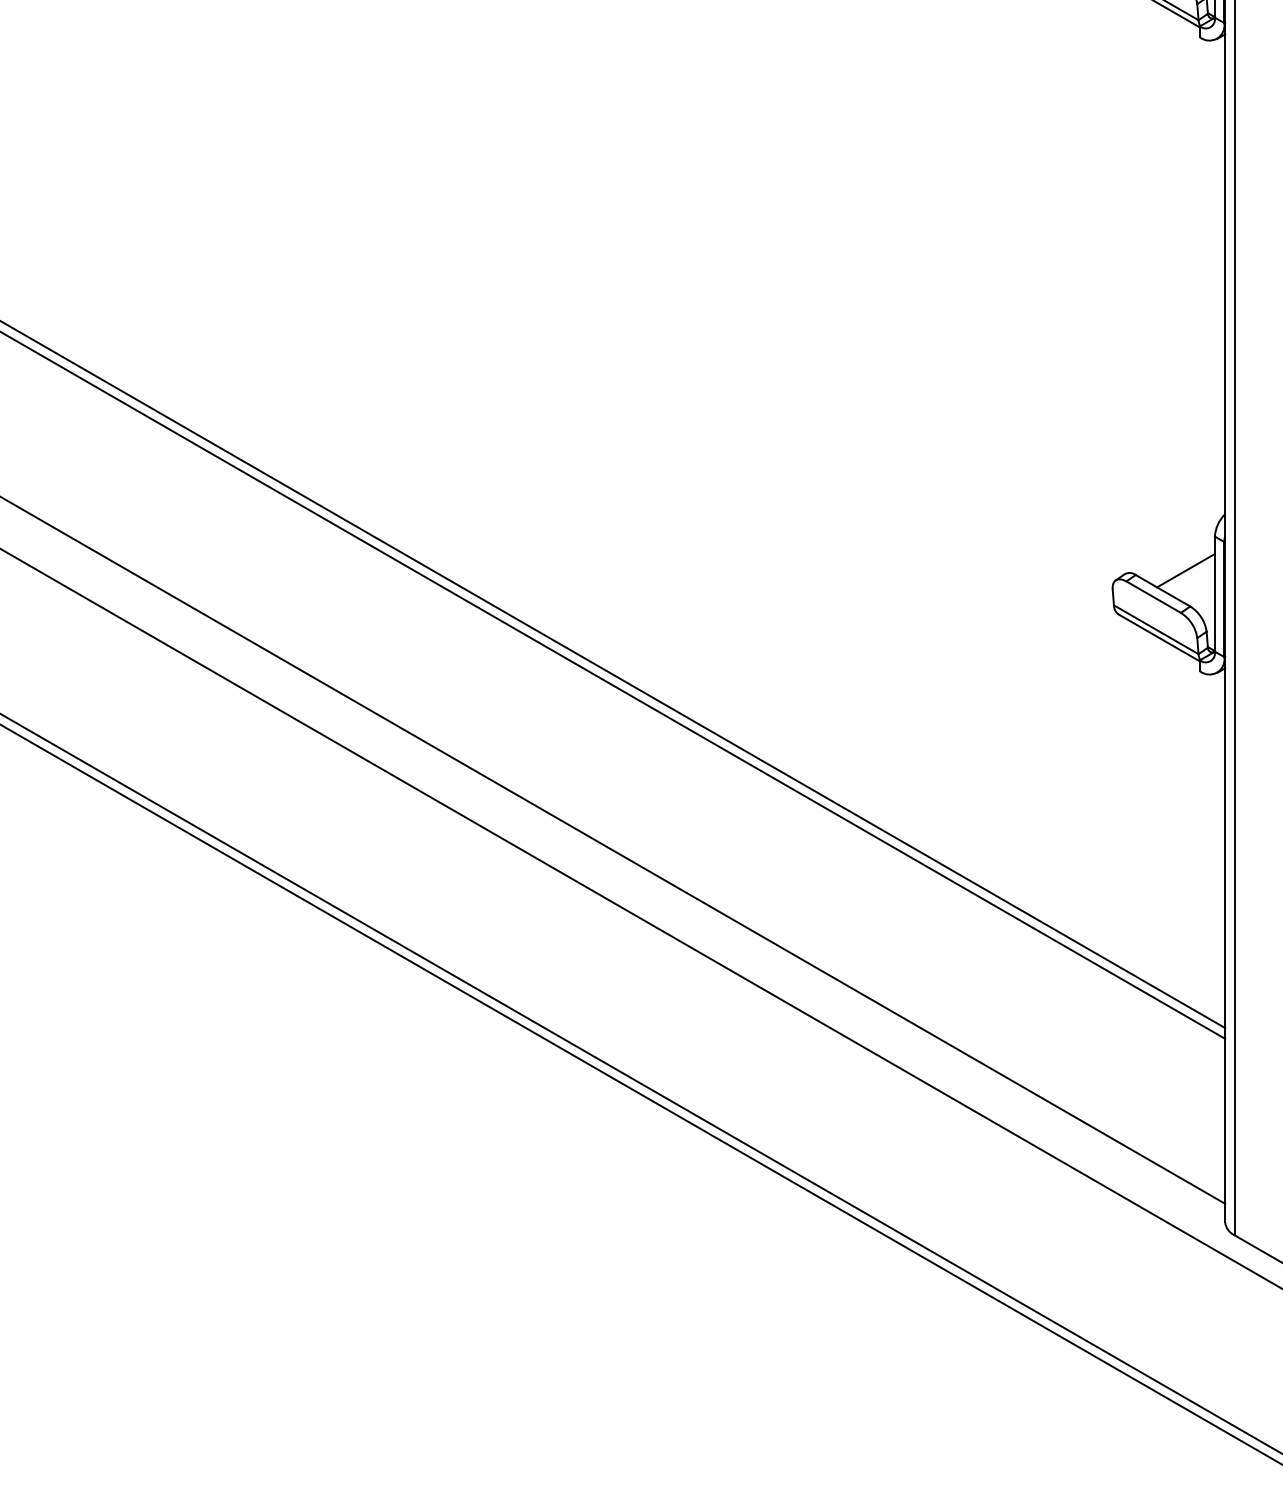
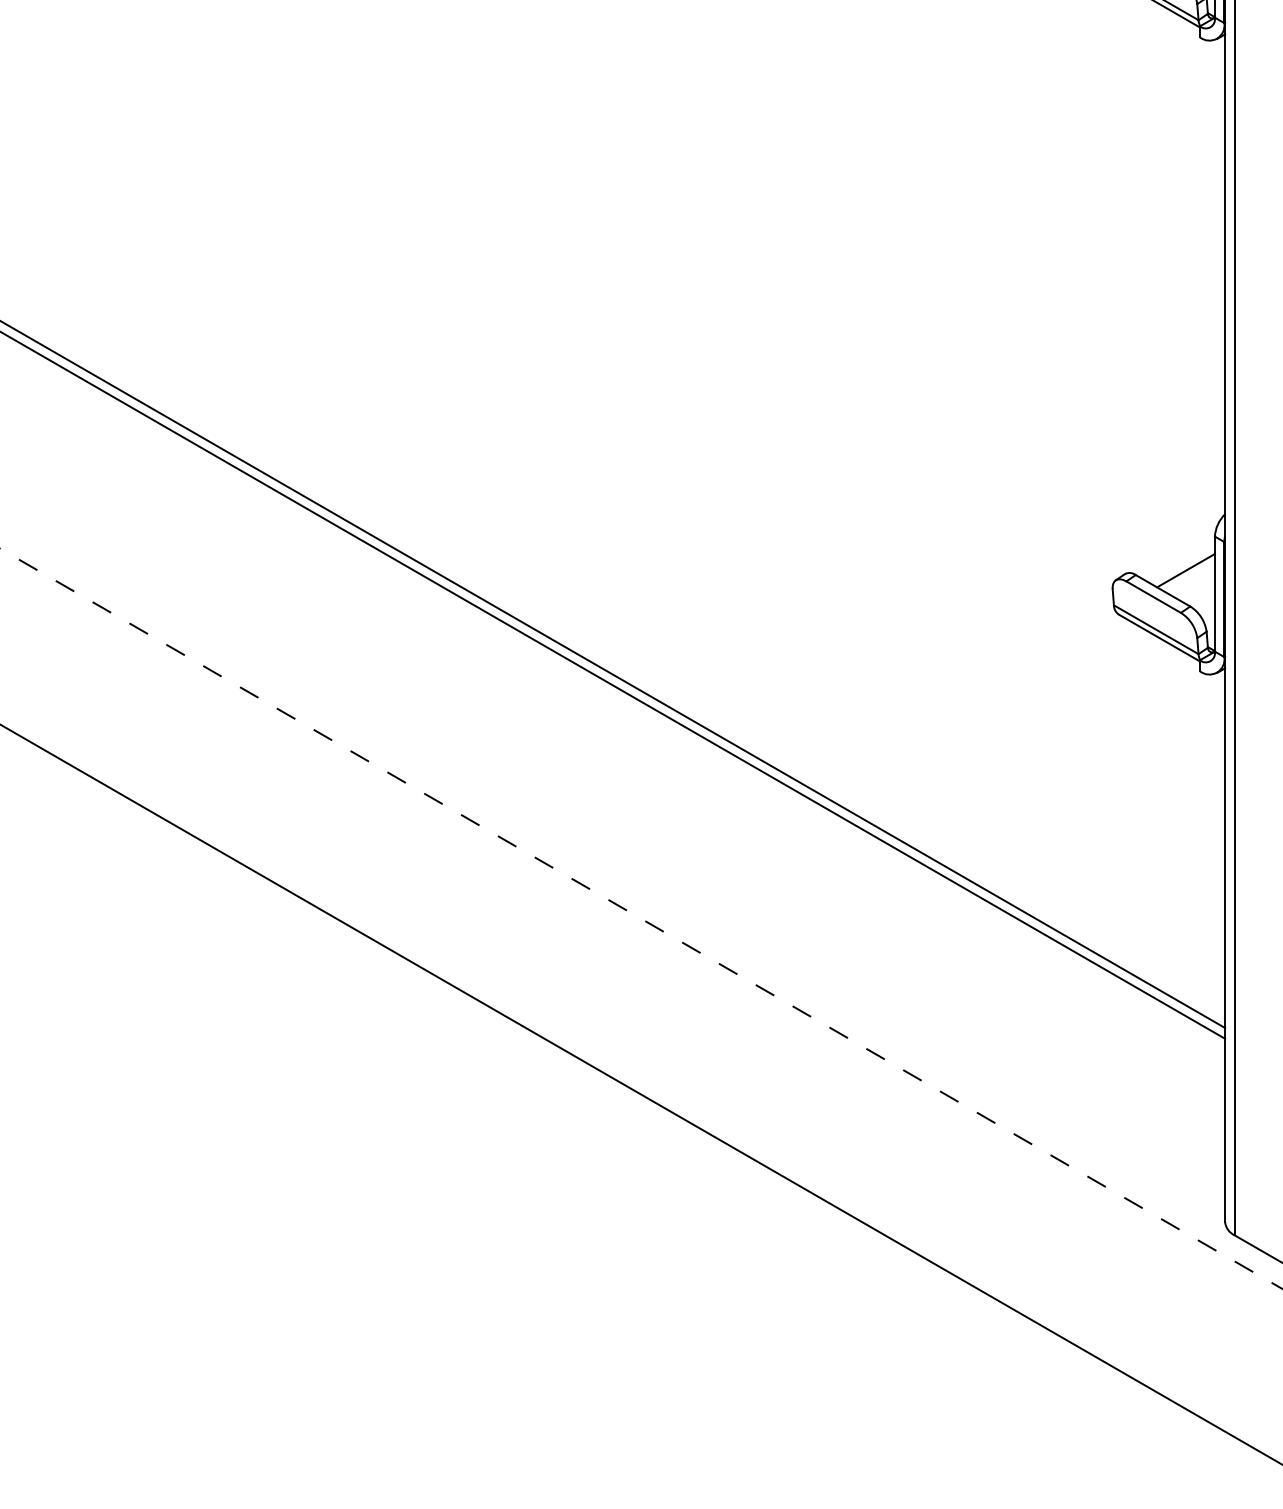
line: present -> none (613, 850)
line: solid -> dashed (641, 919)
line: present -> none (640, 1083)
